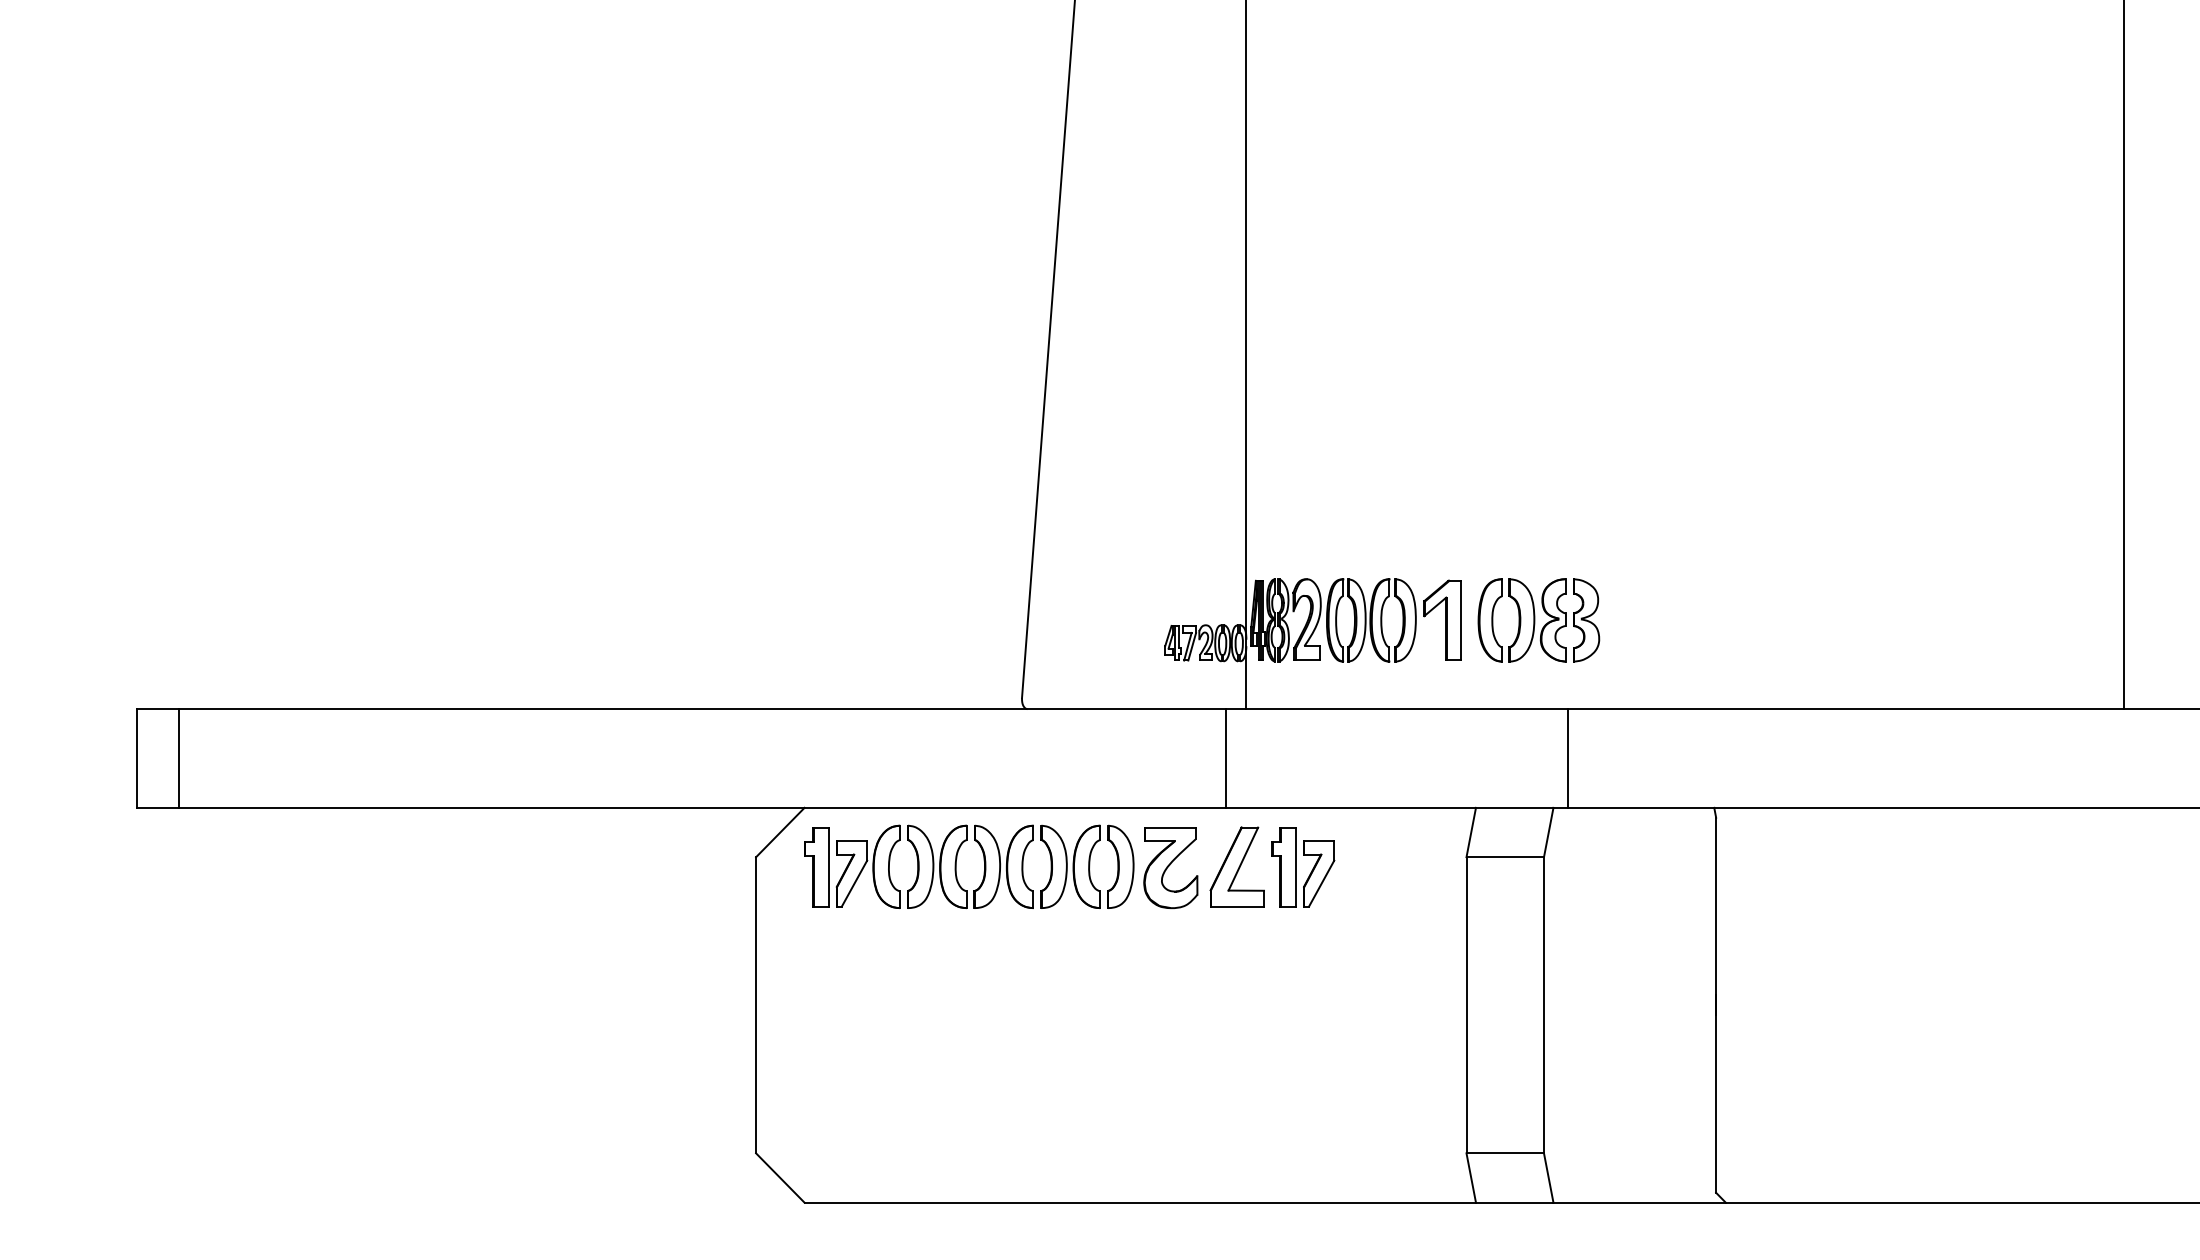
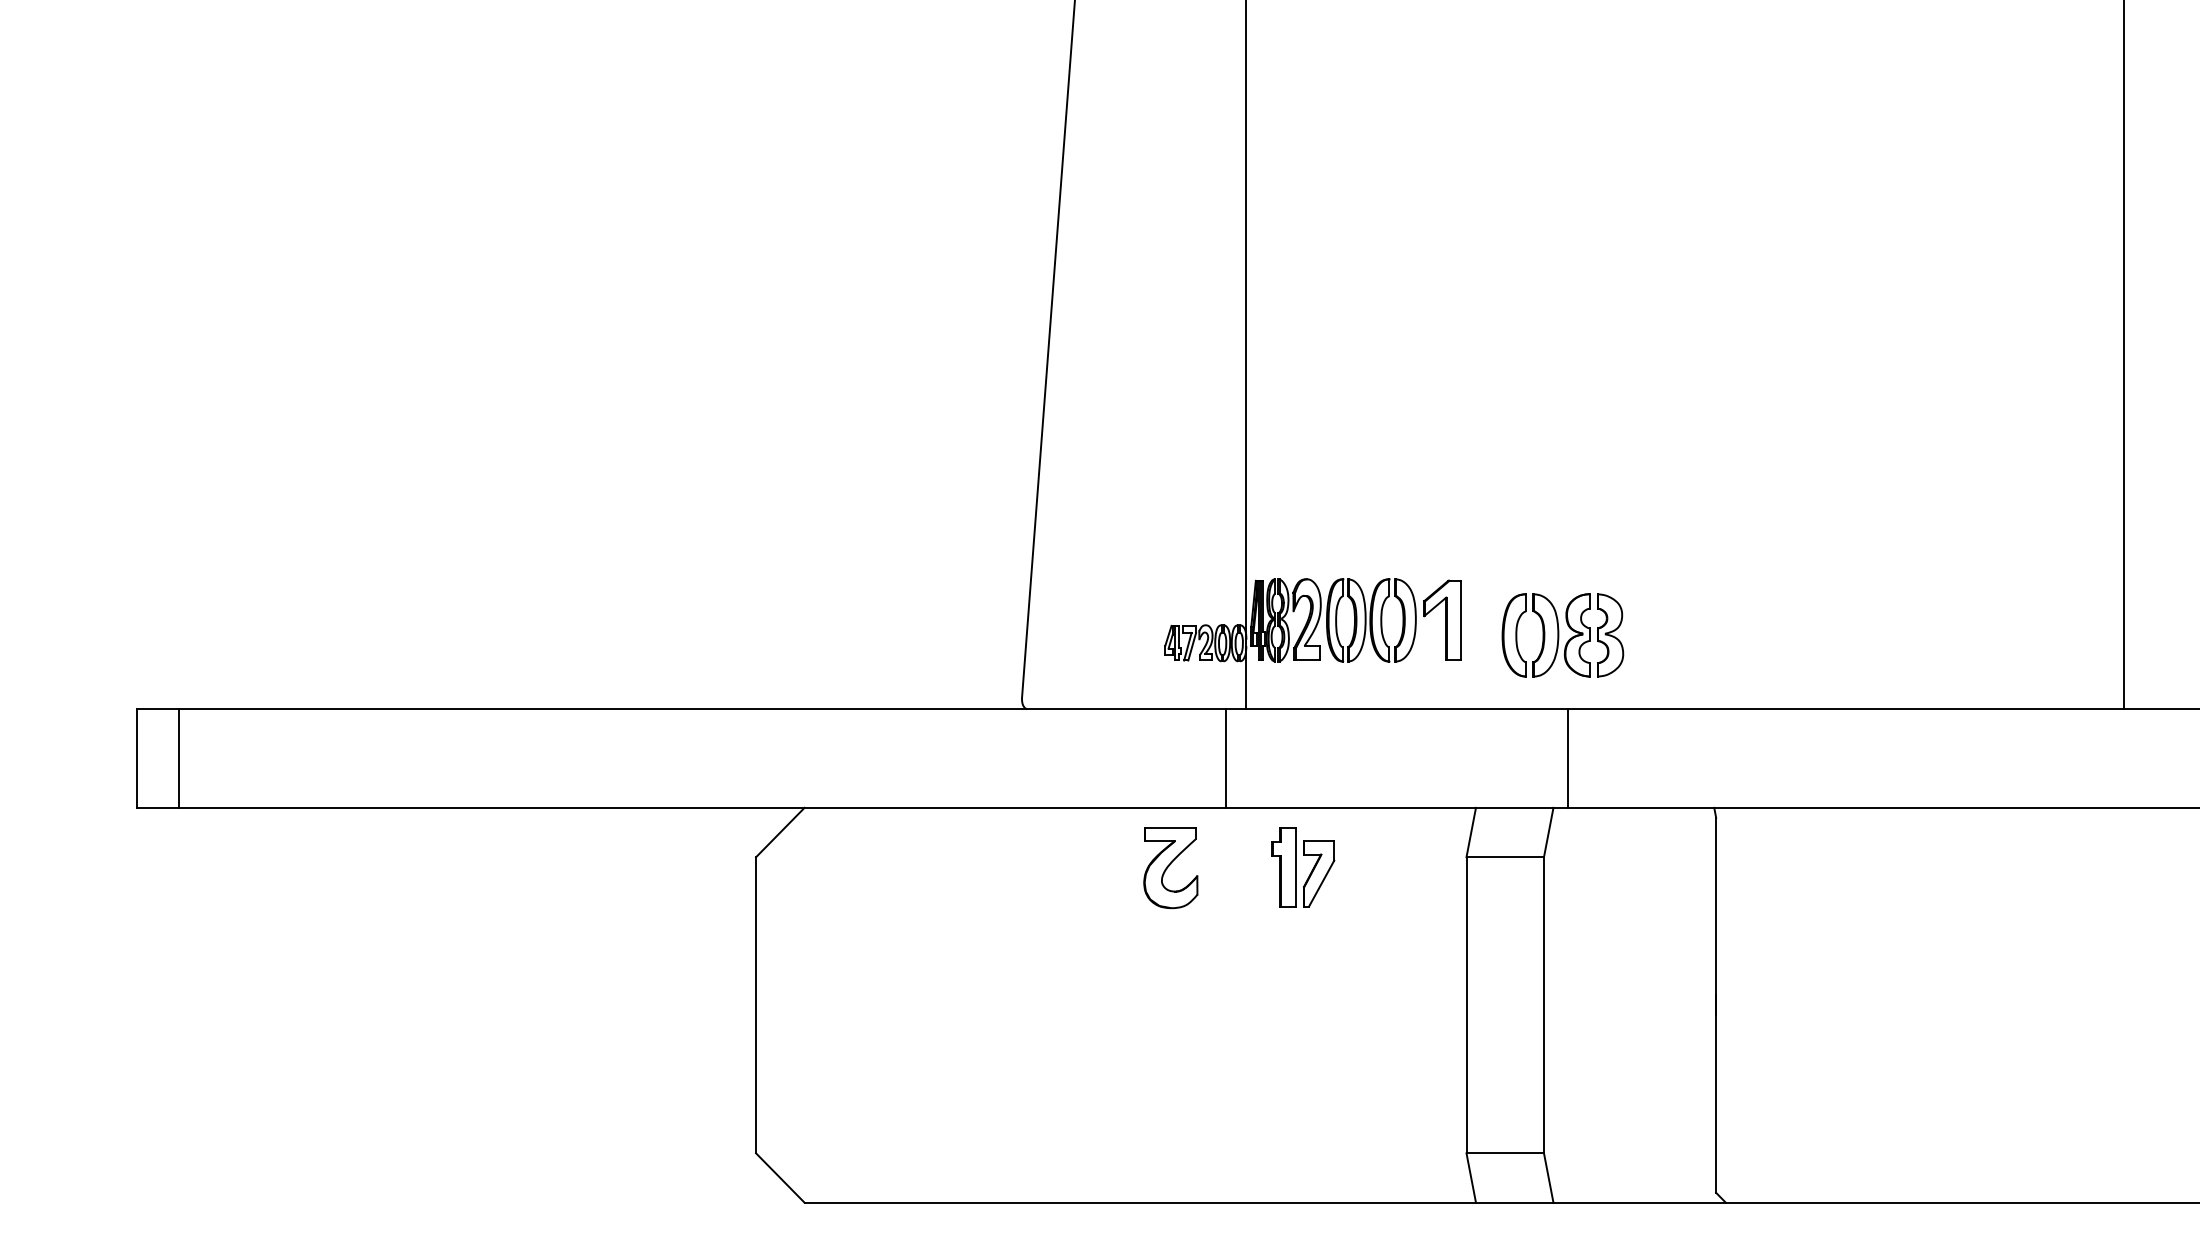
part position: (1538, 620) -> (1562, 635) (1562, 635)
part: present -> none (956, 866)
part: present -> none (1236, 866)
